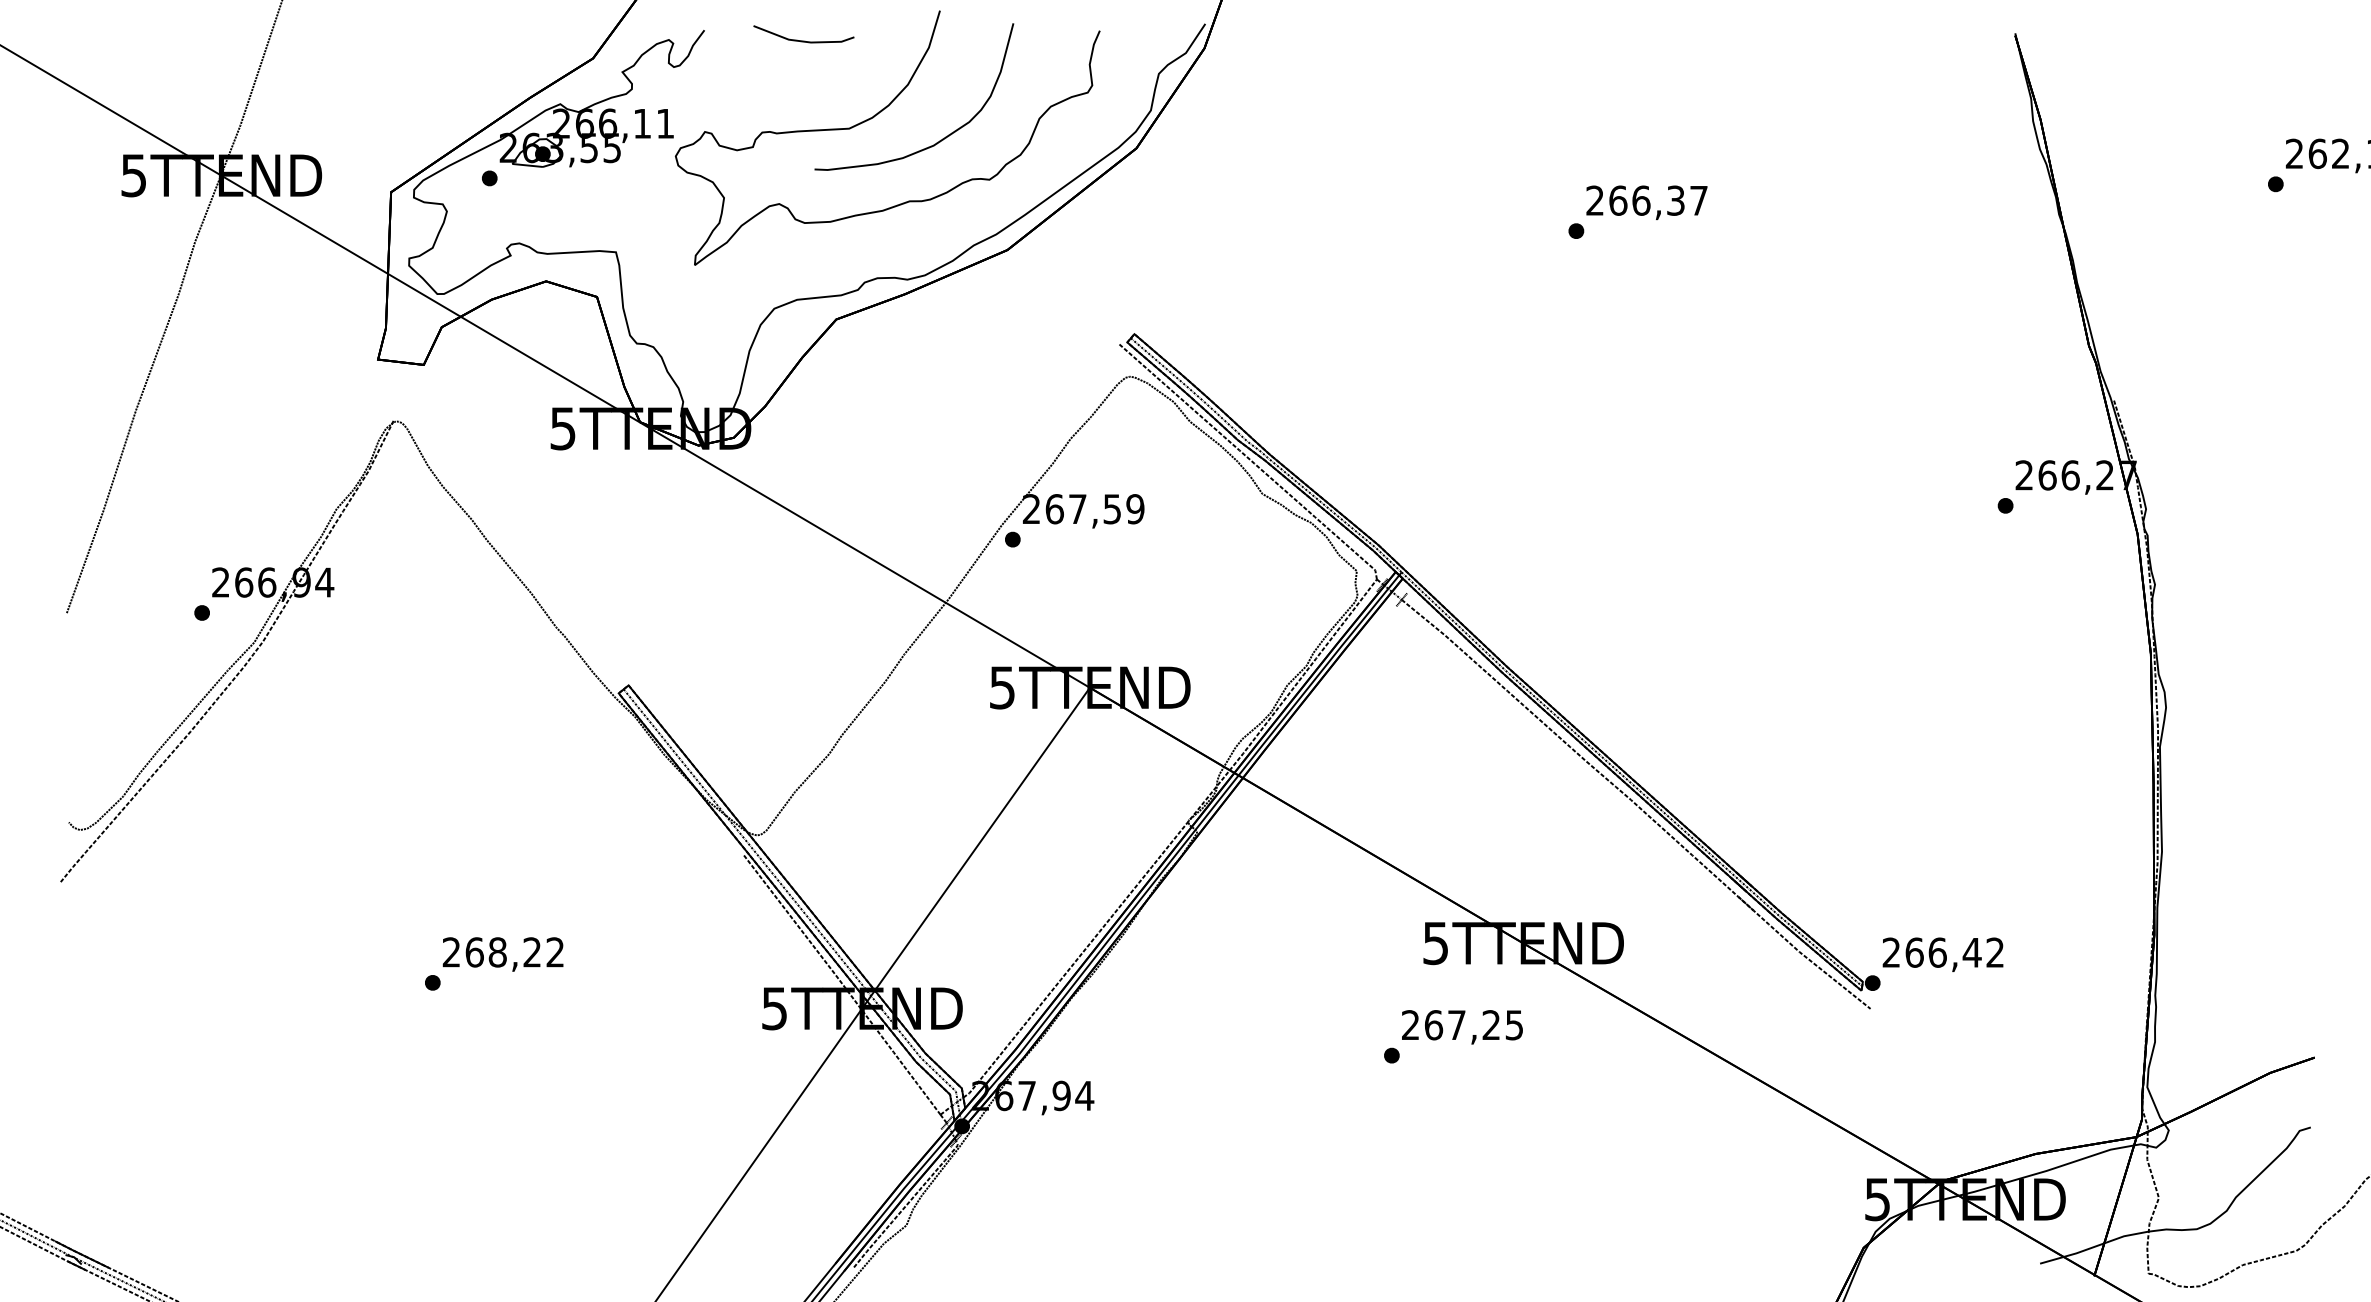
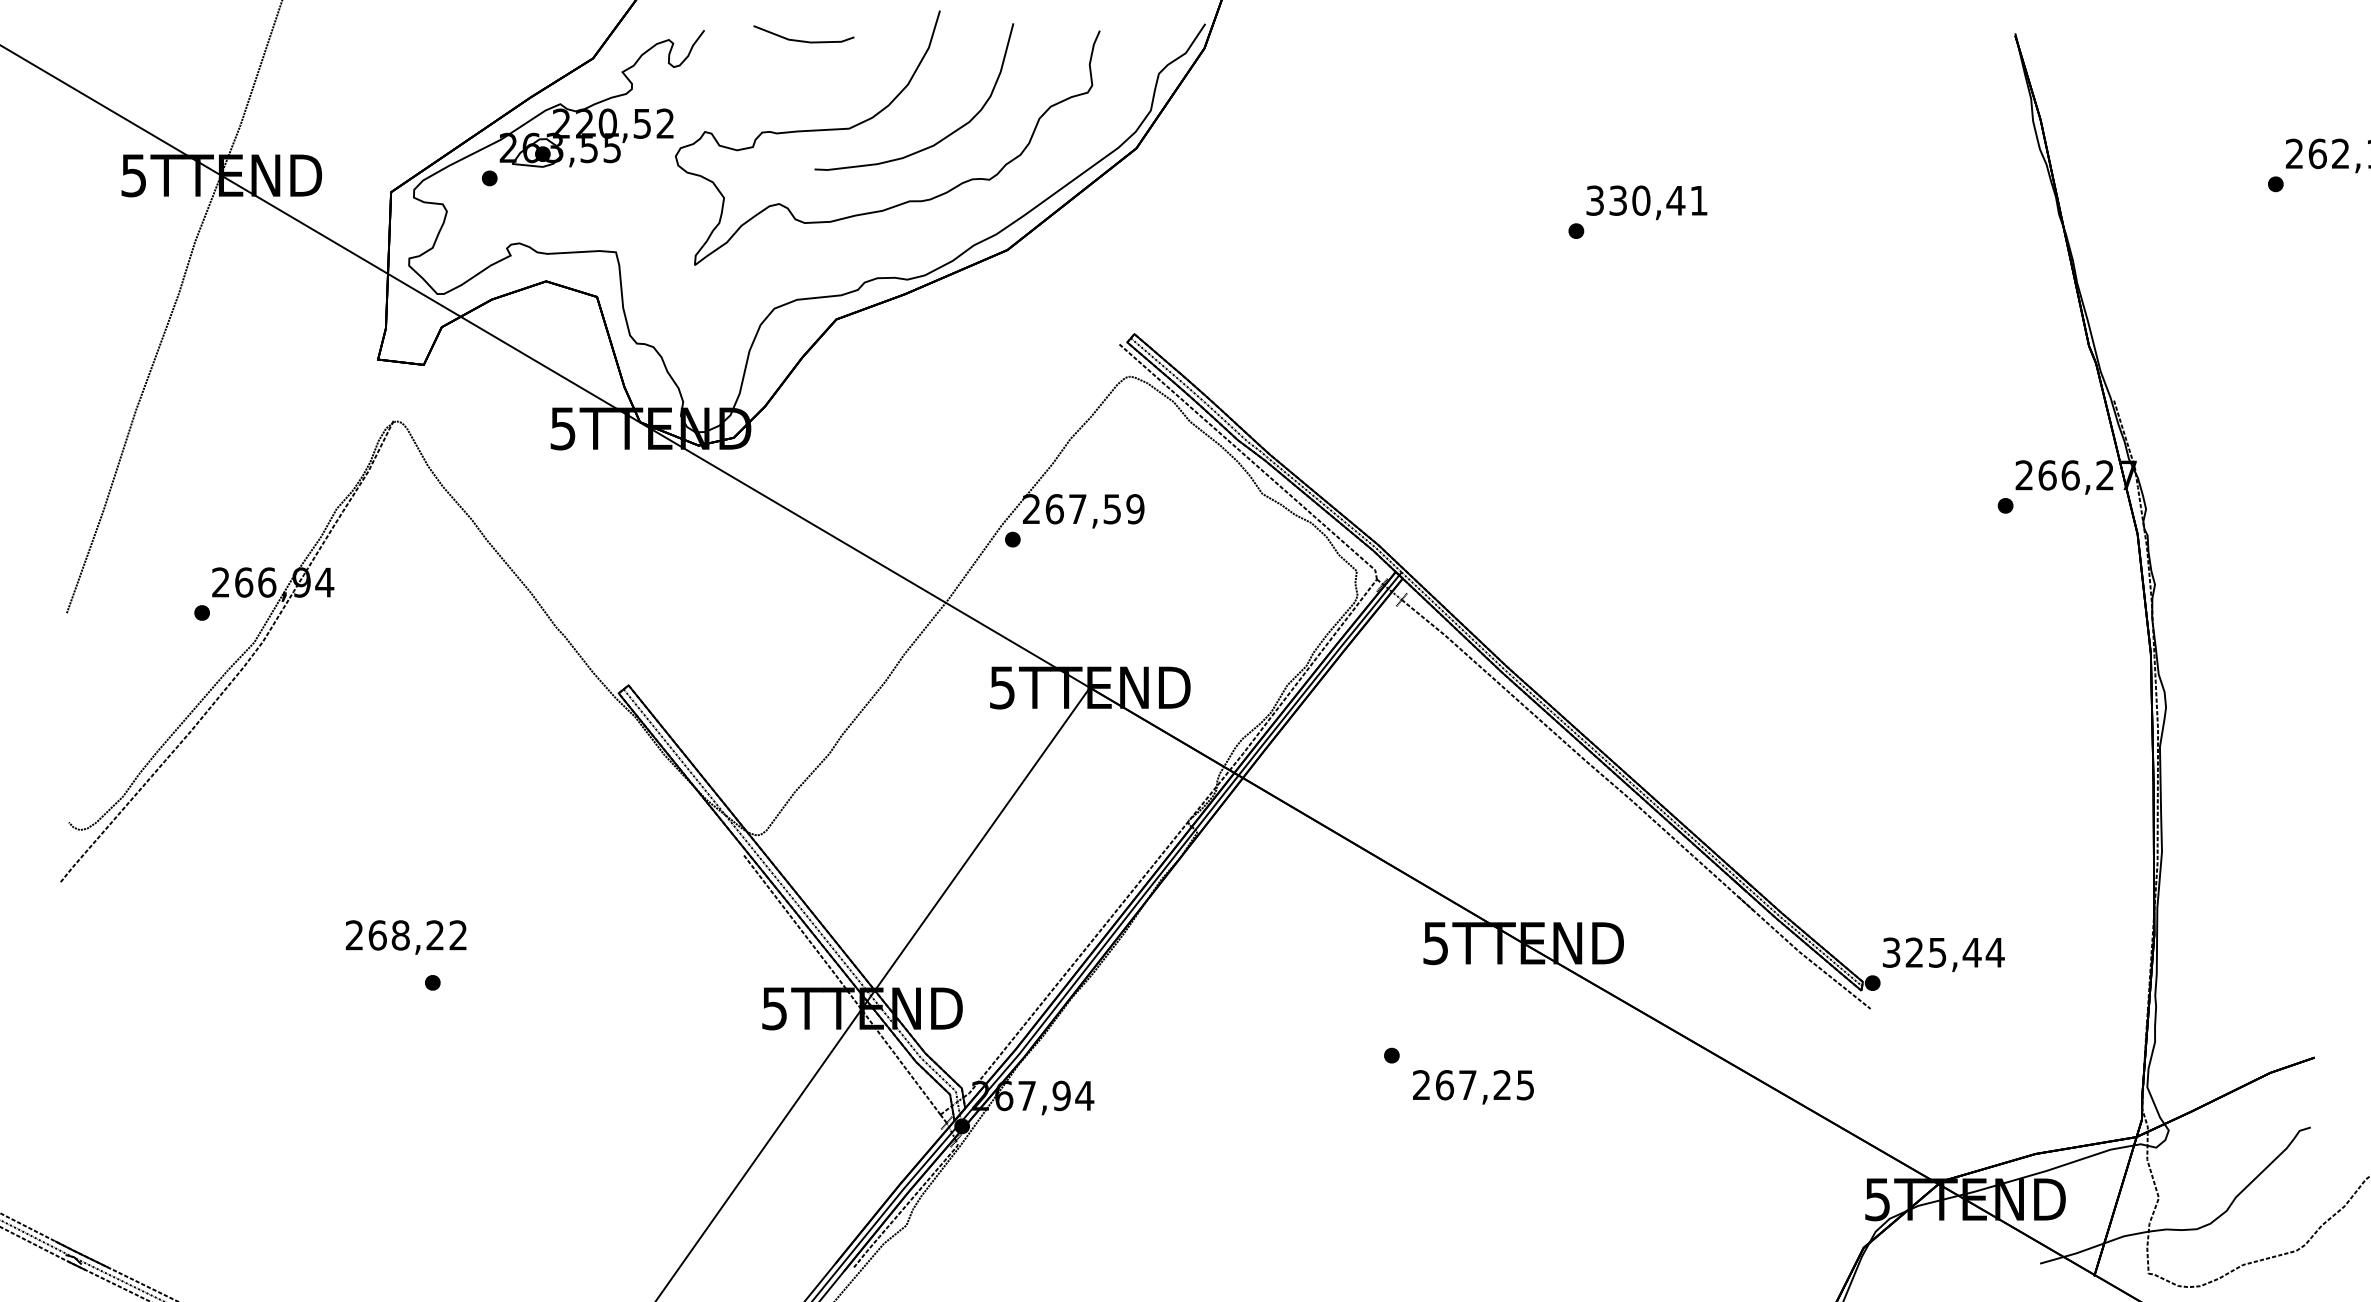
text: 266,11 -> 220,52 (624, 123)
text: 266,37 -> 330,41 (1646, 200)
text: 266,42 -> 325,44 (1943, 952)
text position: (502, 954) -> (405, 937) (405, 937)
text position: (1462, 1027) -> (1473, 1087) (1473, 1087)
